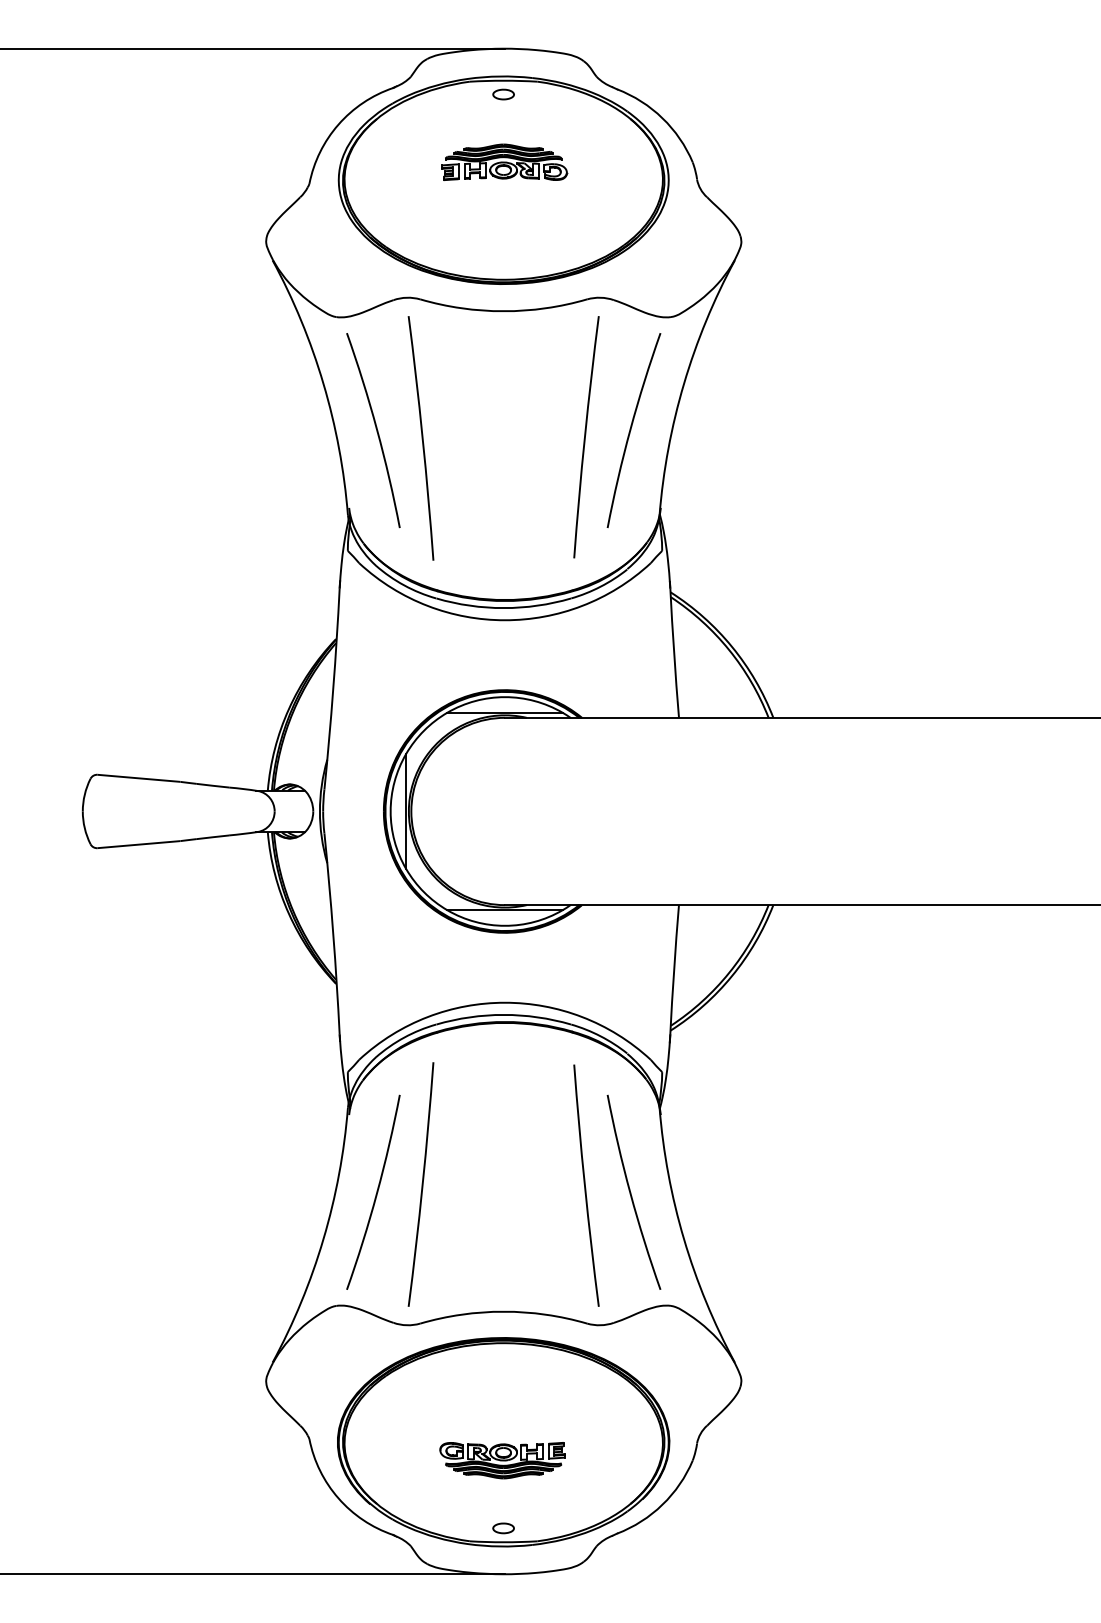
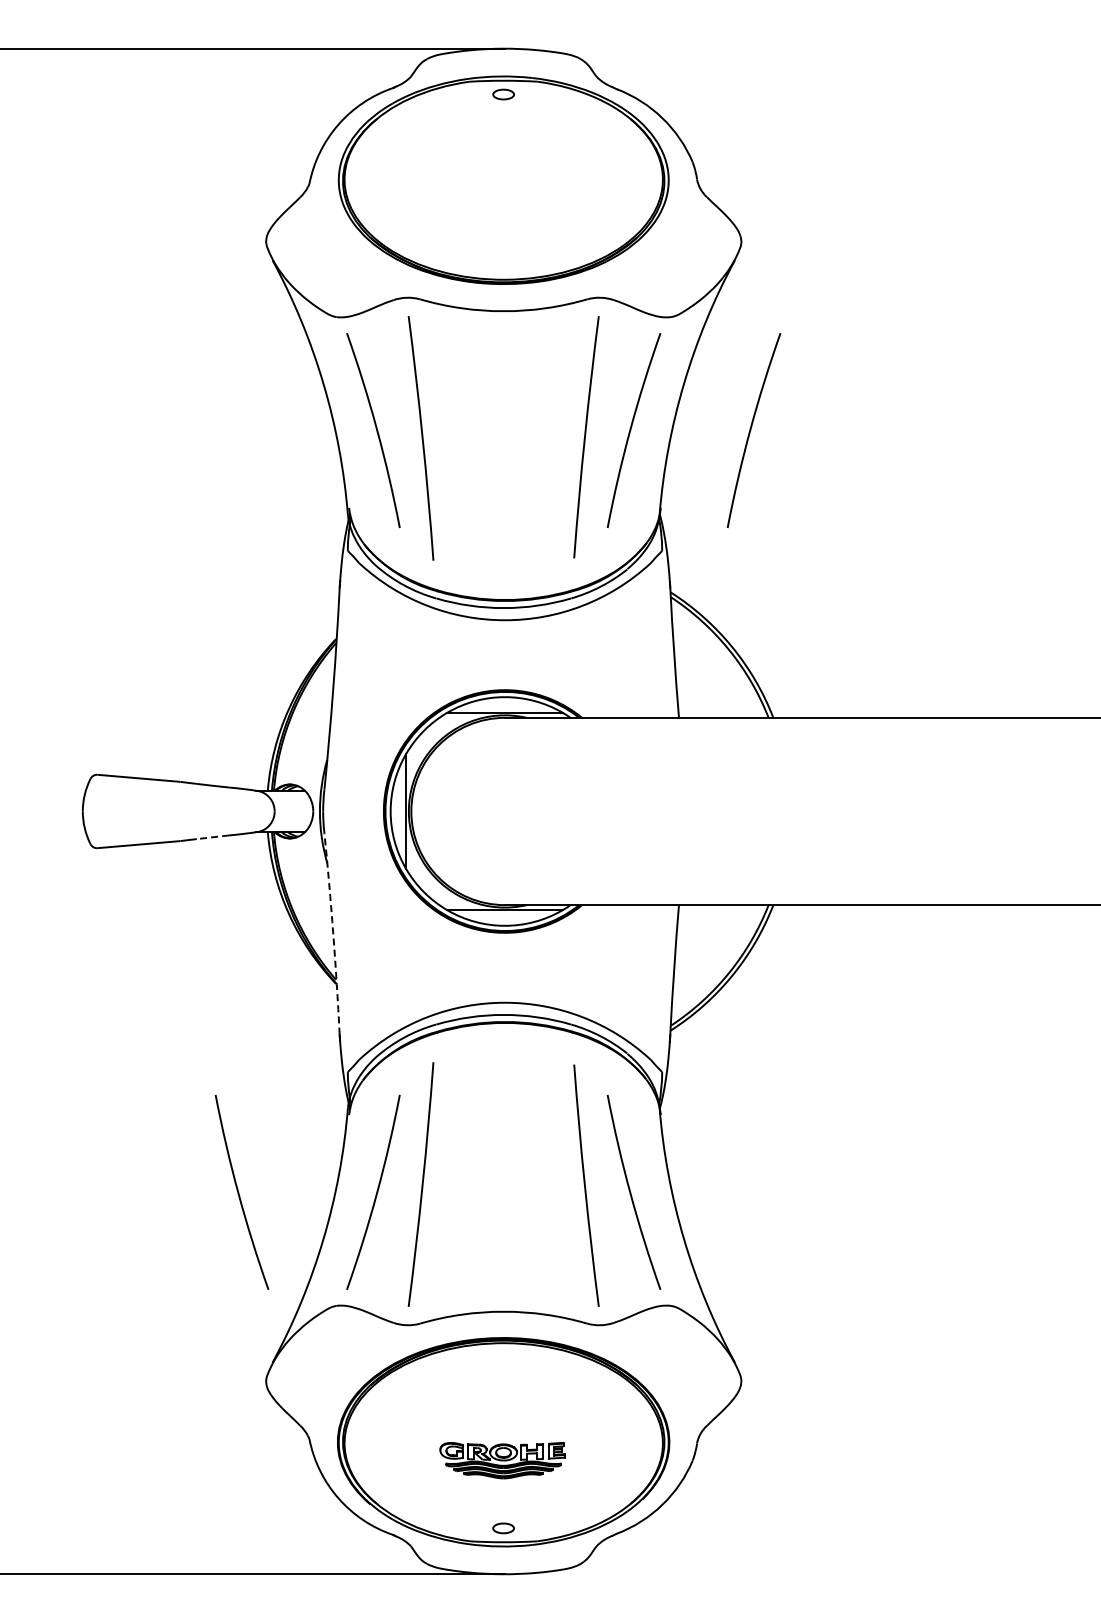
part: present -> none (504, 161)
arc: none -> present (751, 430)
arc: solid -> dashed (212, 837)
arc: solid -> dashed (333, 933)
arc: none -> present (239, 1192)
